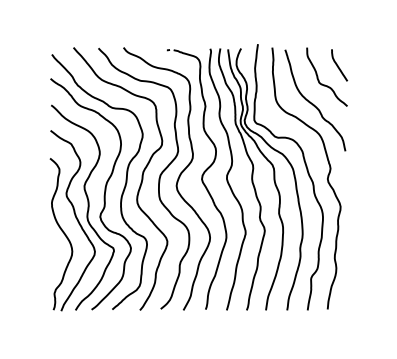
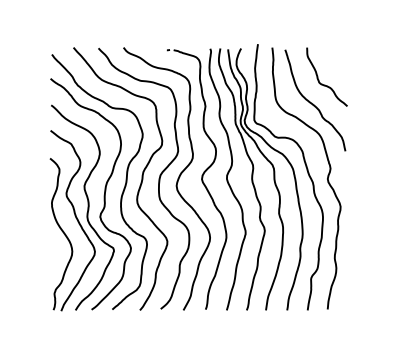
curve: present -> none (338, 65)
